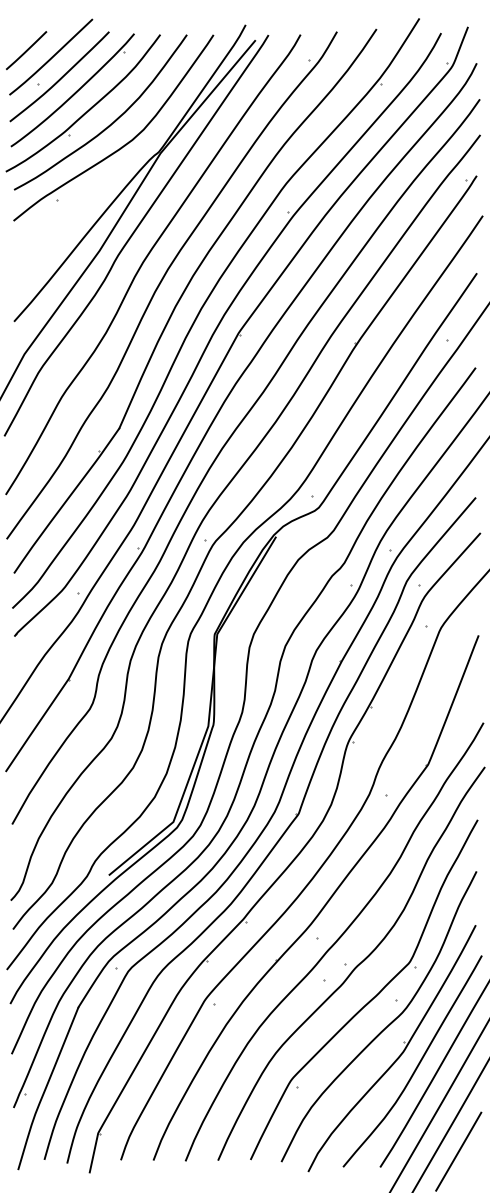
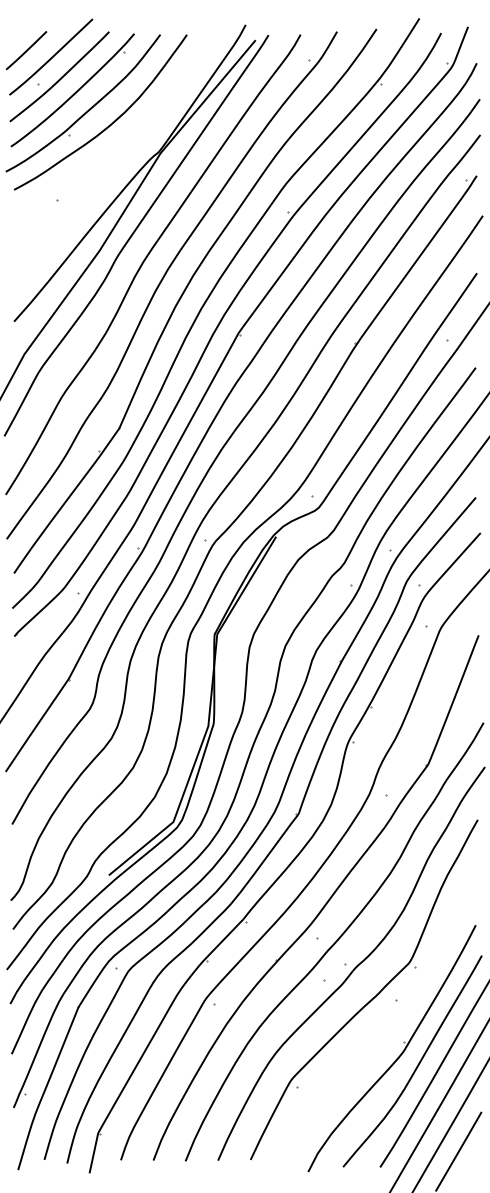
curve: present -> none (125, 143)
curve: present -> none (387, 1025)
